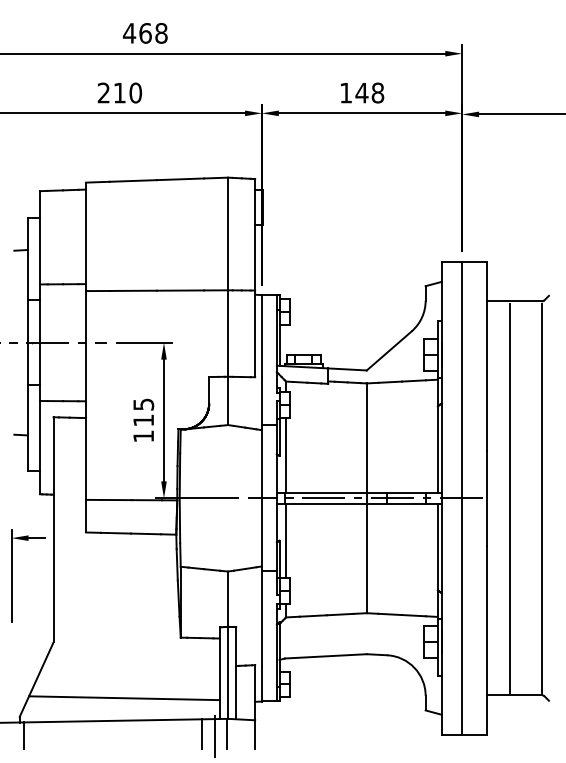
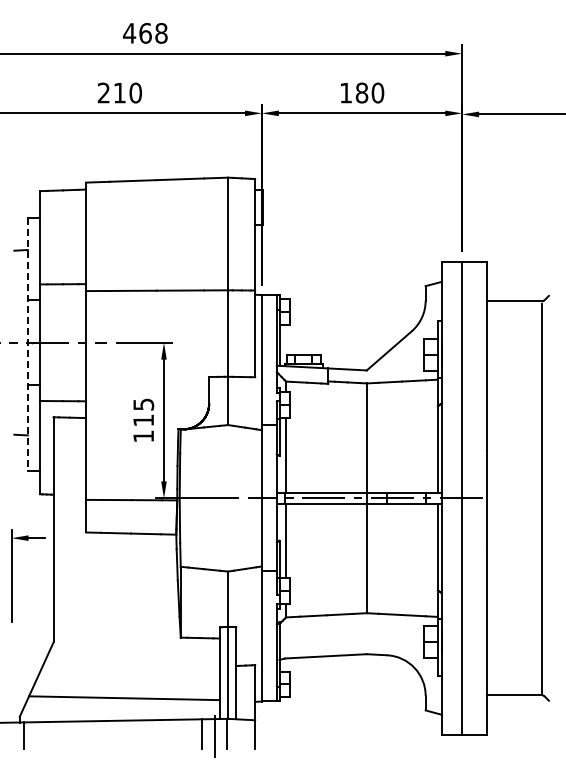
text: 148 -> 180 (369, 92)
line: solid -> dashed (27, 344)
line: present -> none (510, 497)
